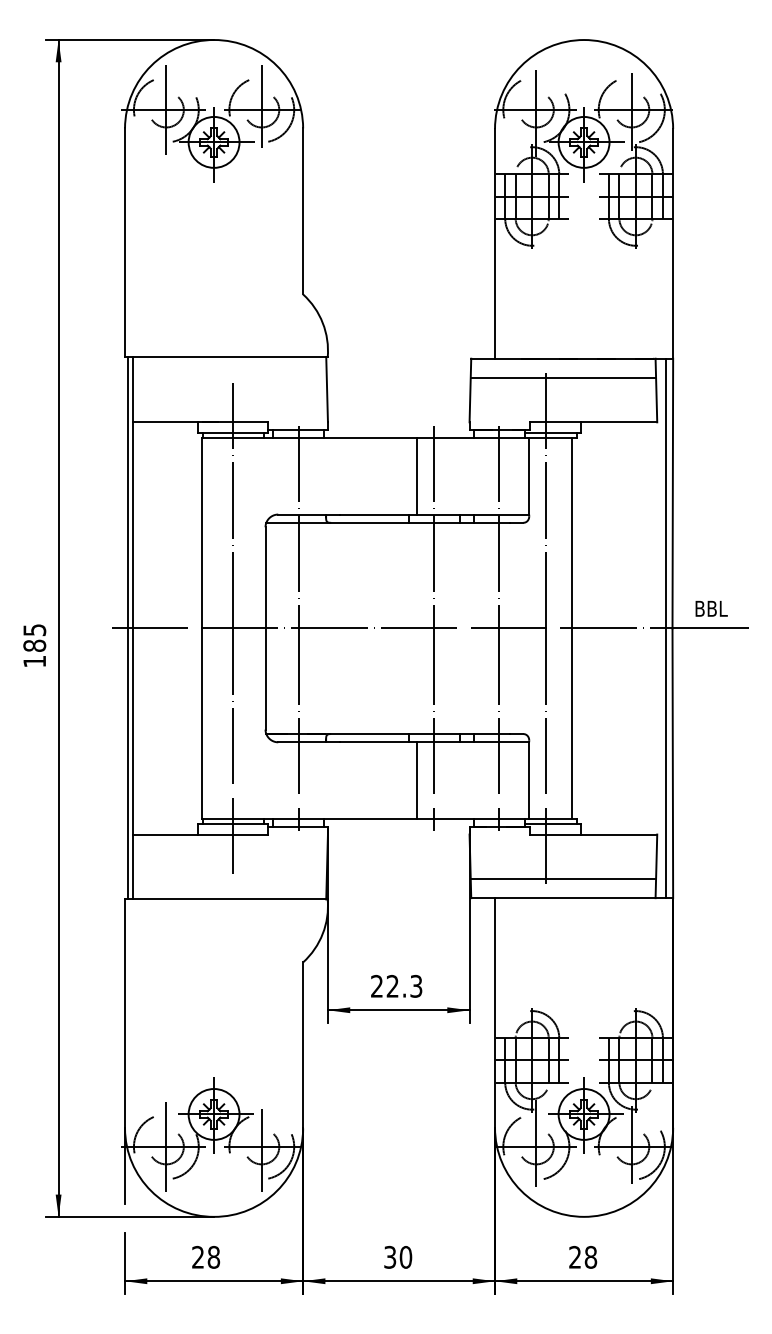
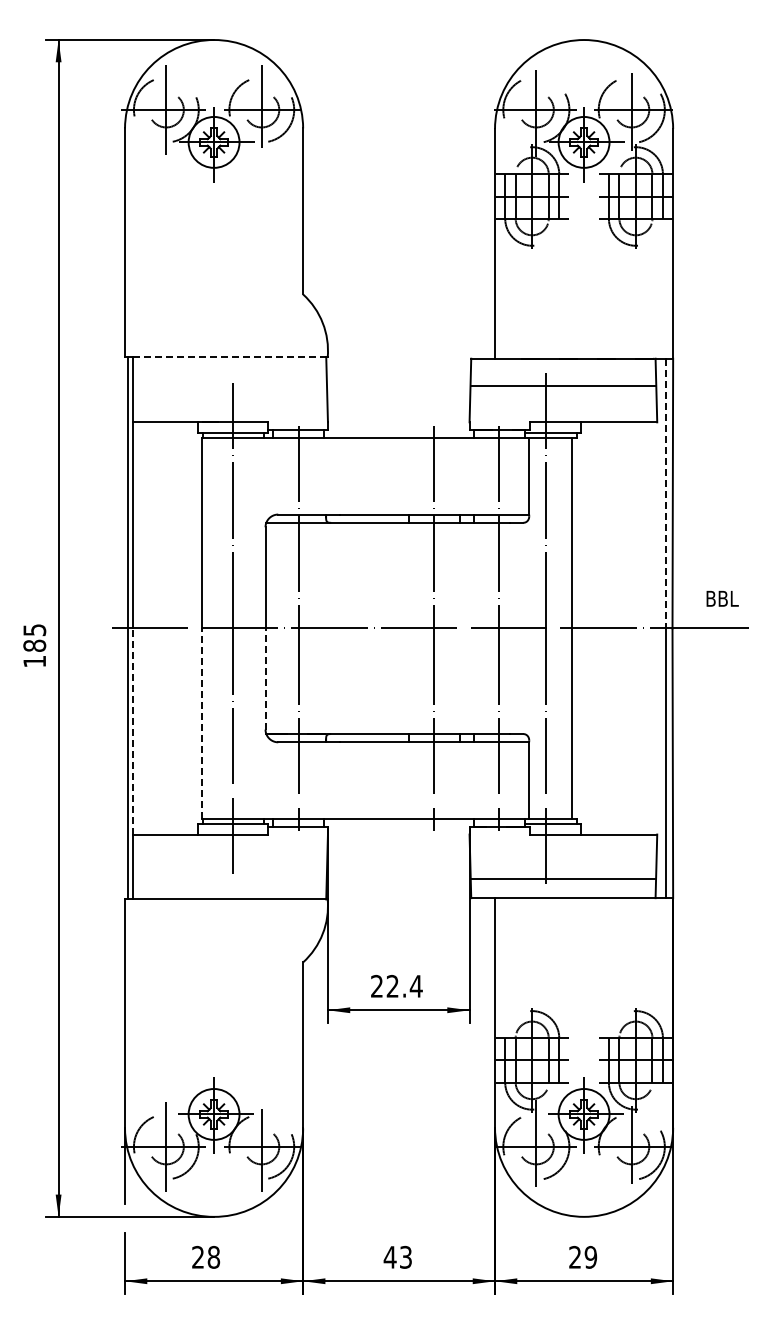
line: solid -> dashed (230, 357)
line position: (563, 378) -> (563, 386) (563, 386)
line: present -> none (416, 476)
line: solid -> dashed (665, 493)
text position: (711, 608) -> (722, 598) (722, 598)
line: solid -> dashed (265, 679)
line: solid -> dashed (201, 723)
line: solid -> dashed (133, 731)
line: present -> none (416, 780)
text: 22.3 -> 22.4 (415, 985)
text: 30 -> 43 (397, 1256)
text: 28 -> 29 (590, 1257)
